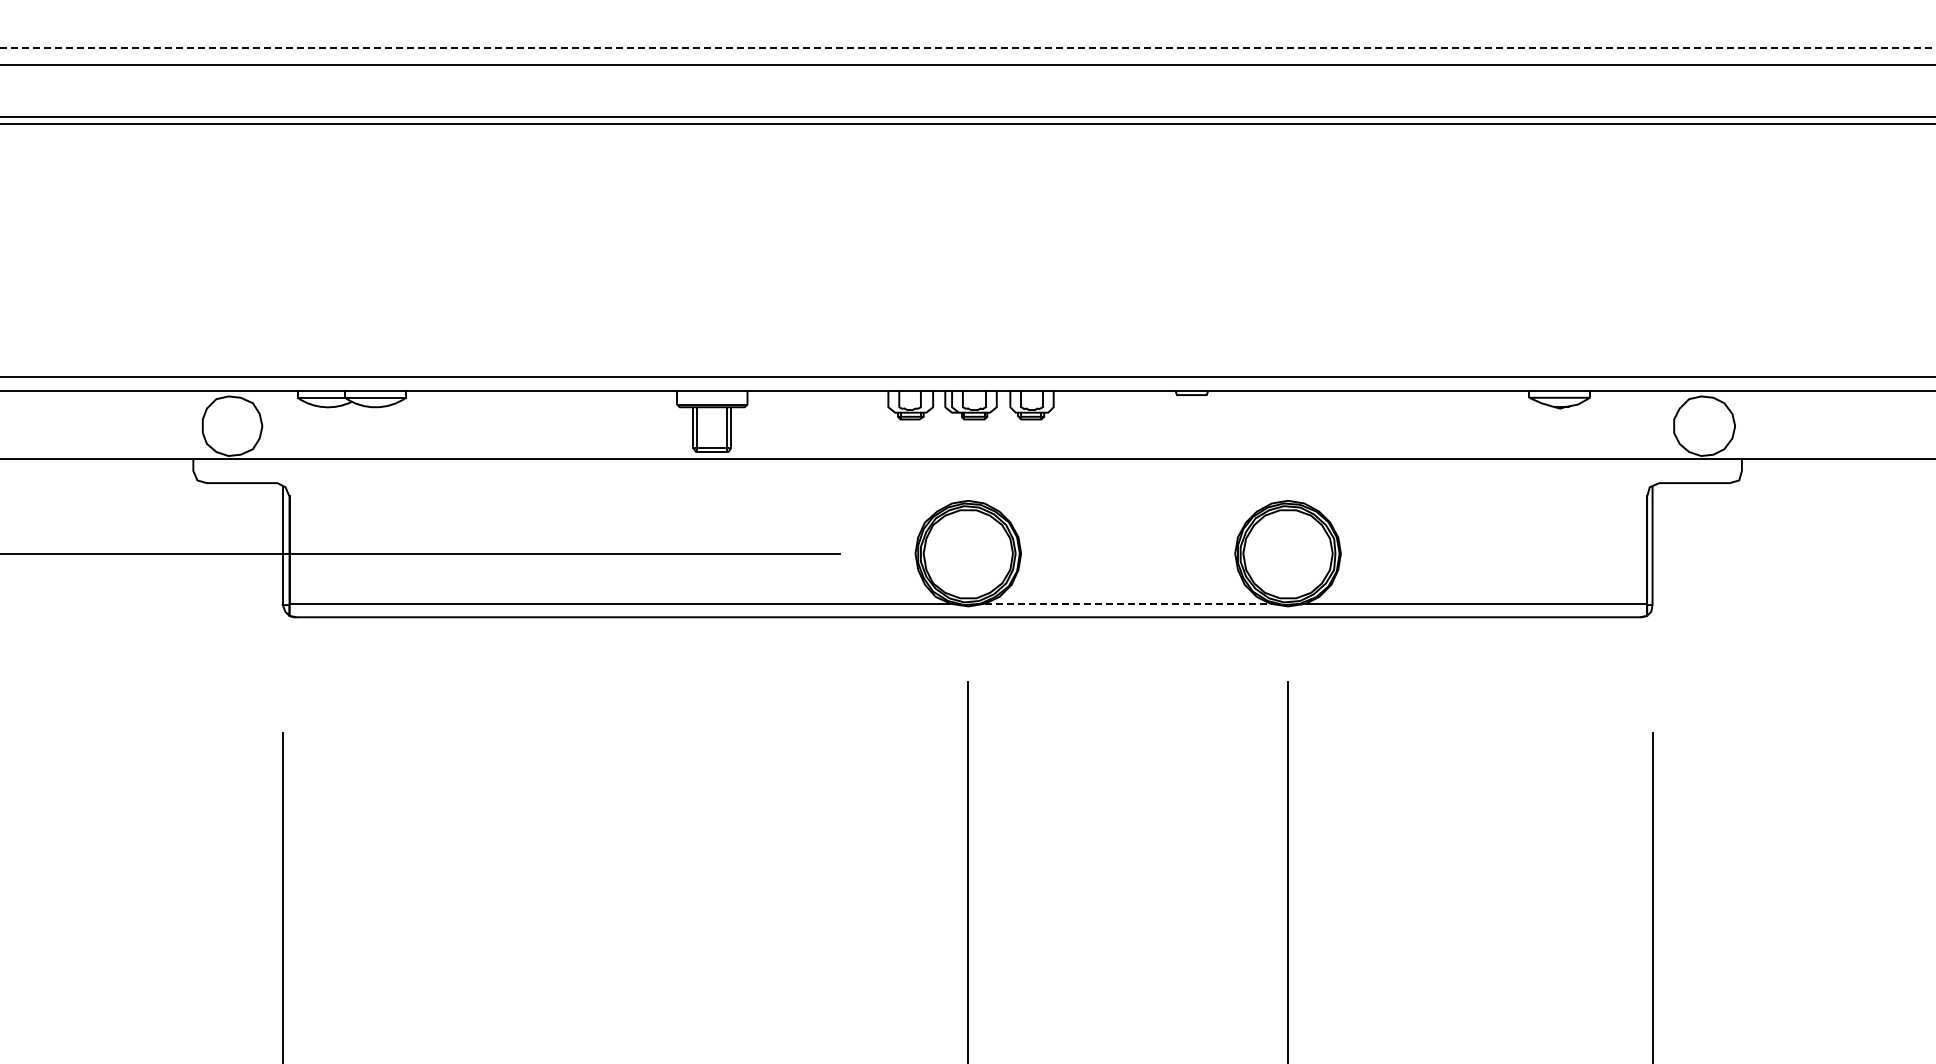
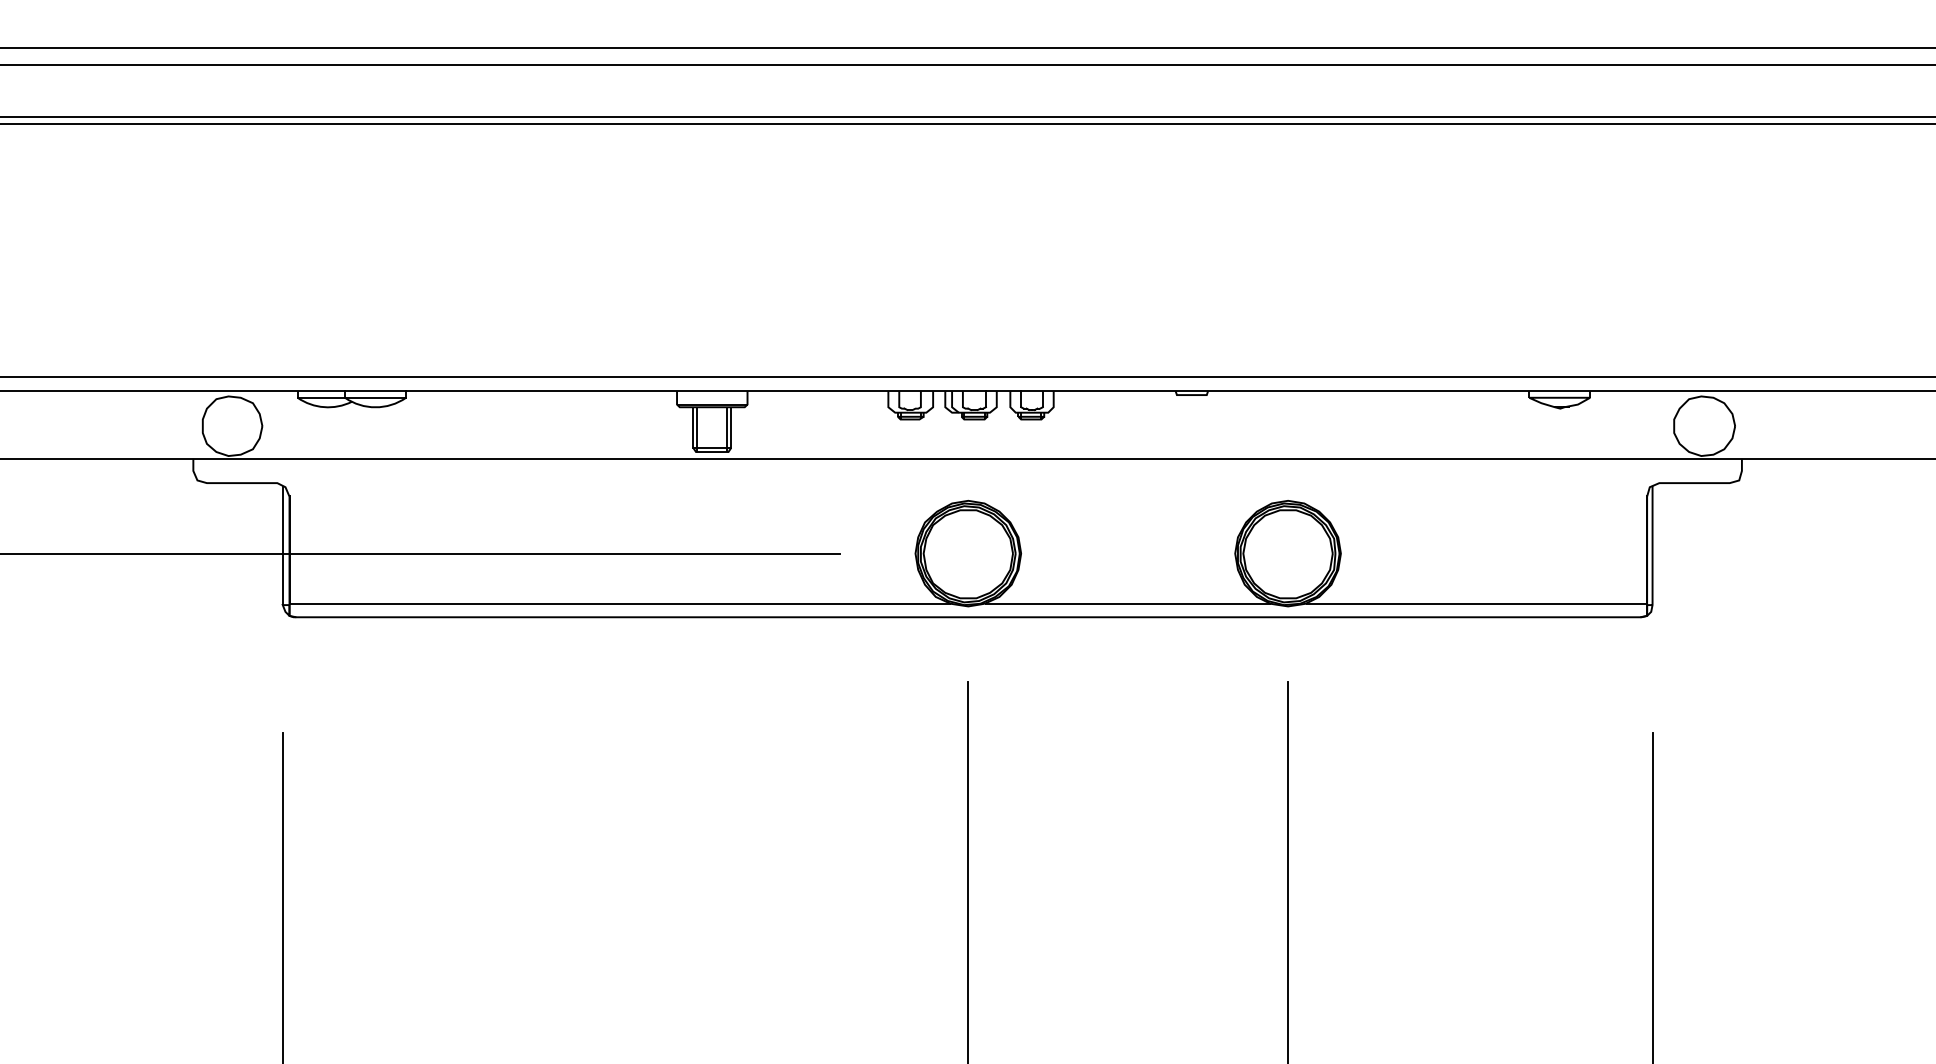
line: dashed -> solid (967, 48)
line: dashed -> solid (1127, 603)
